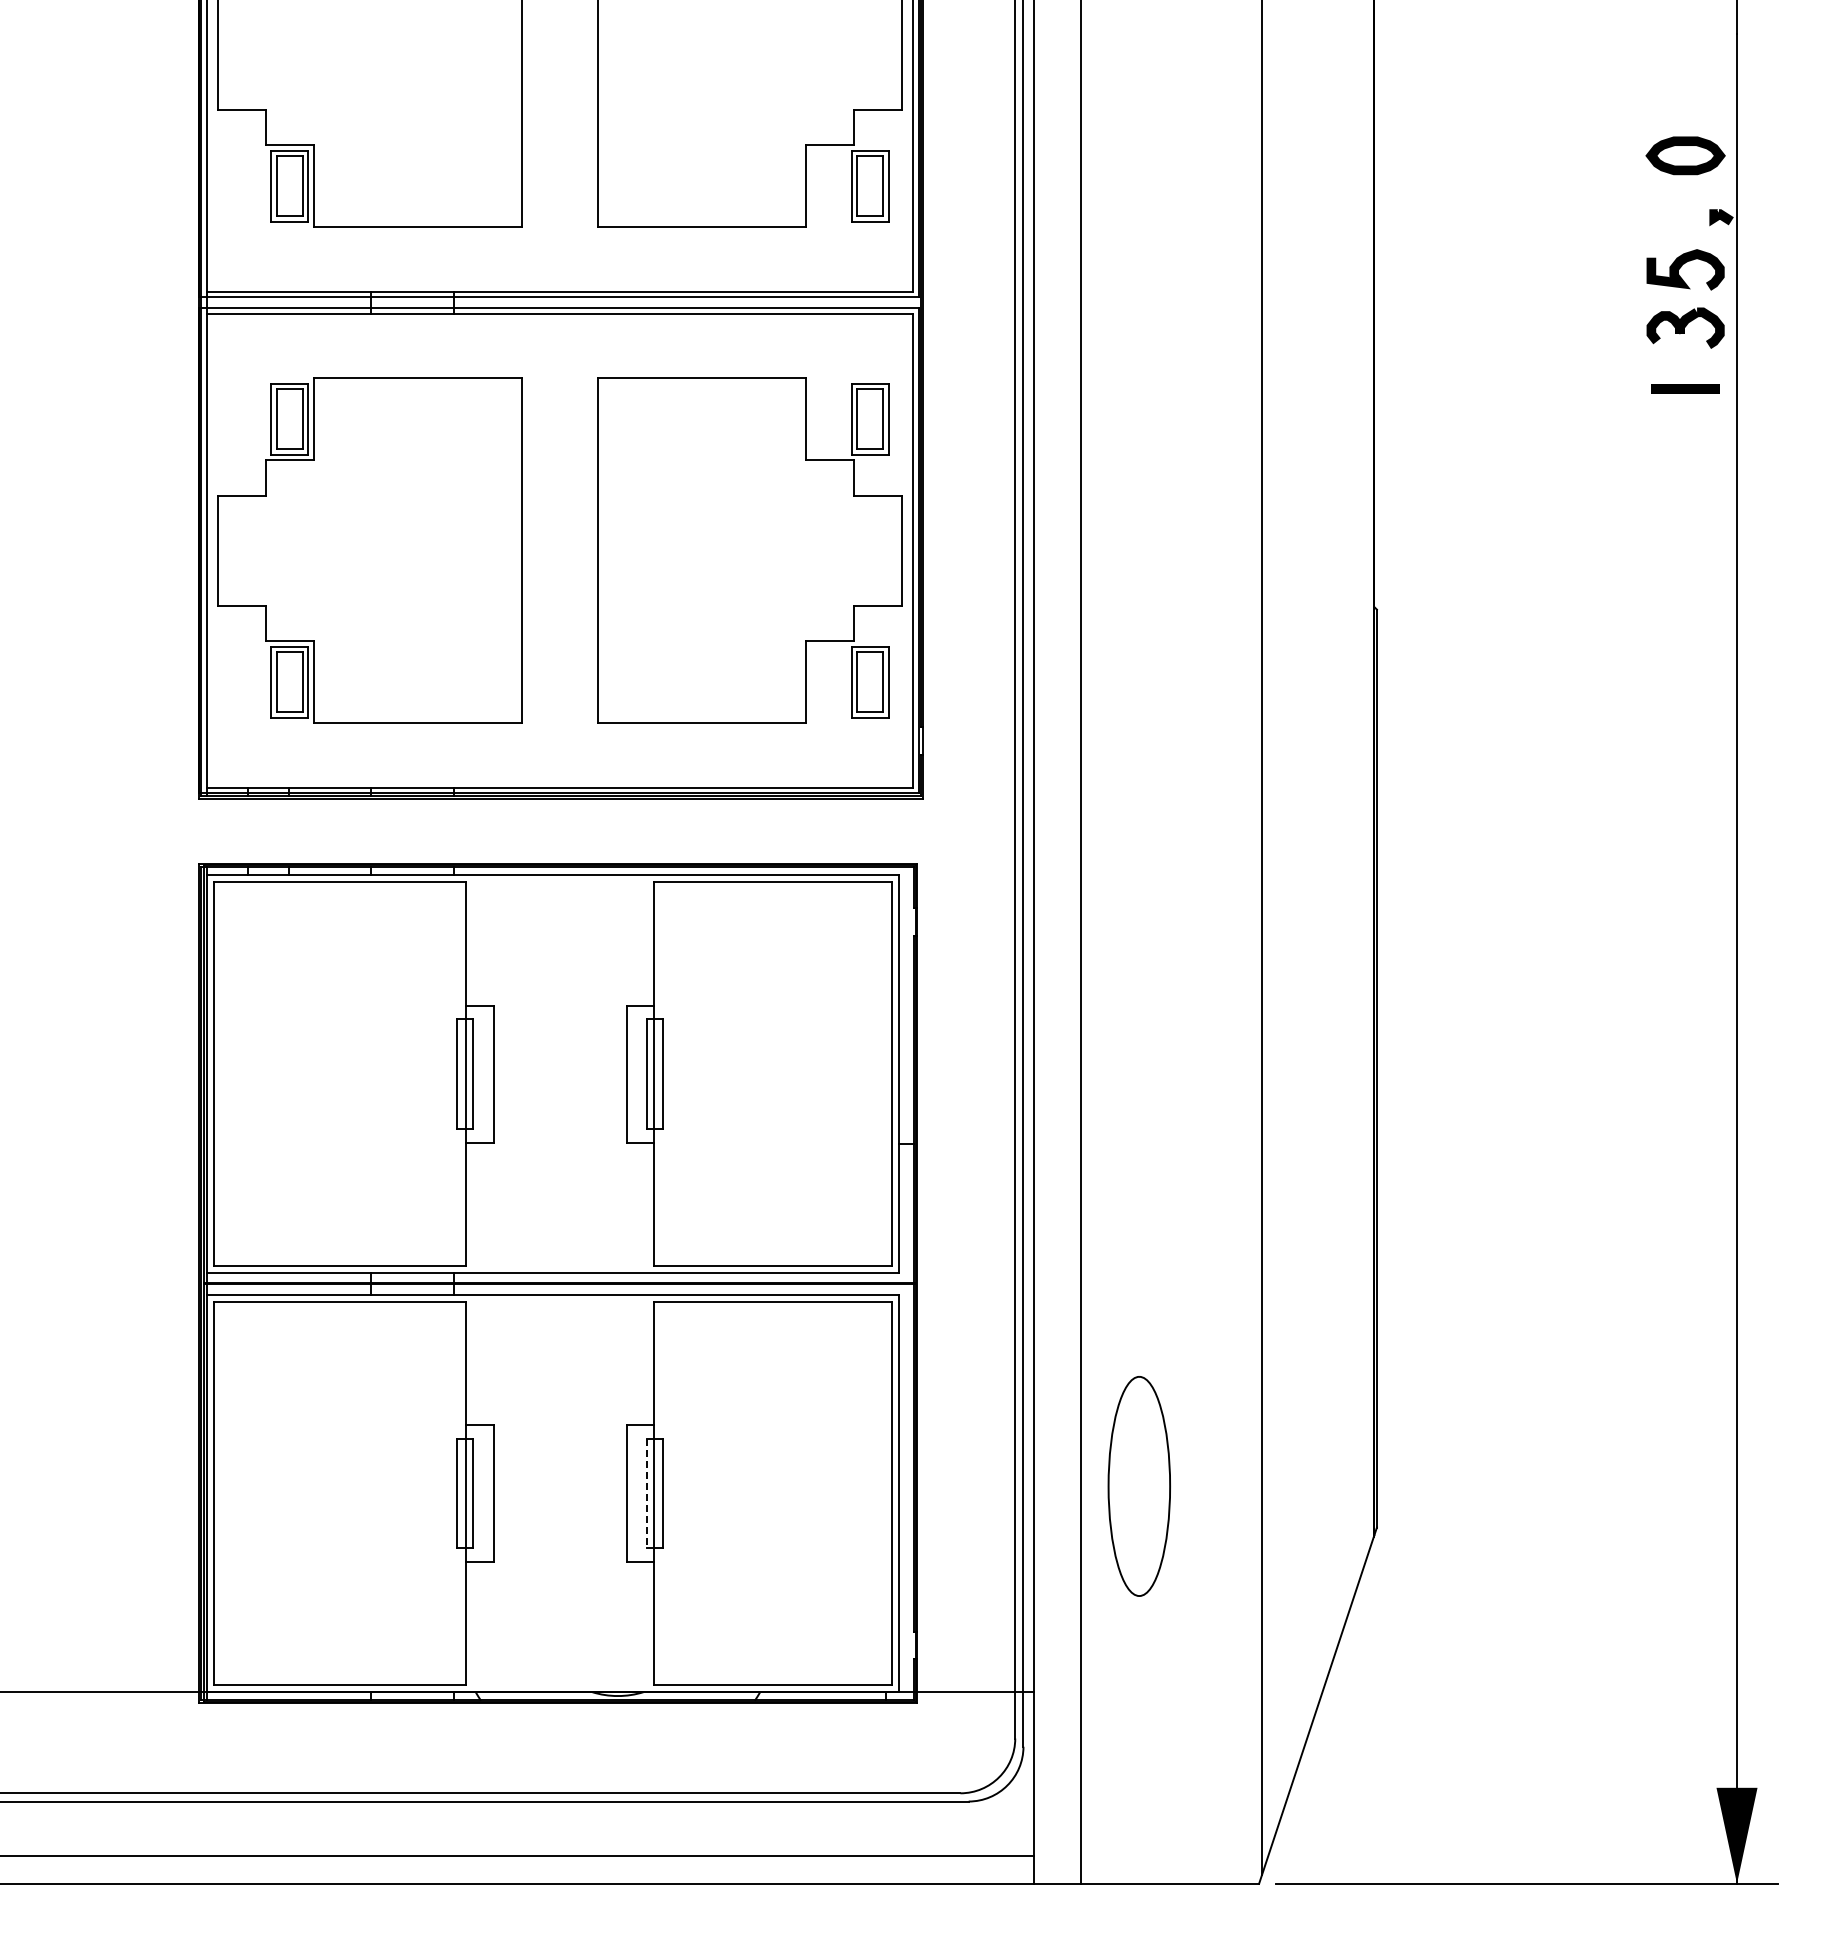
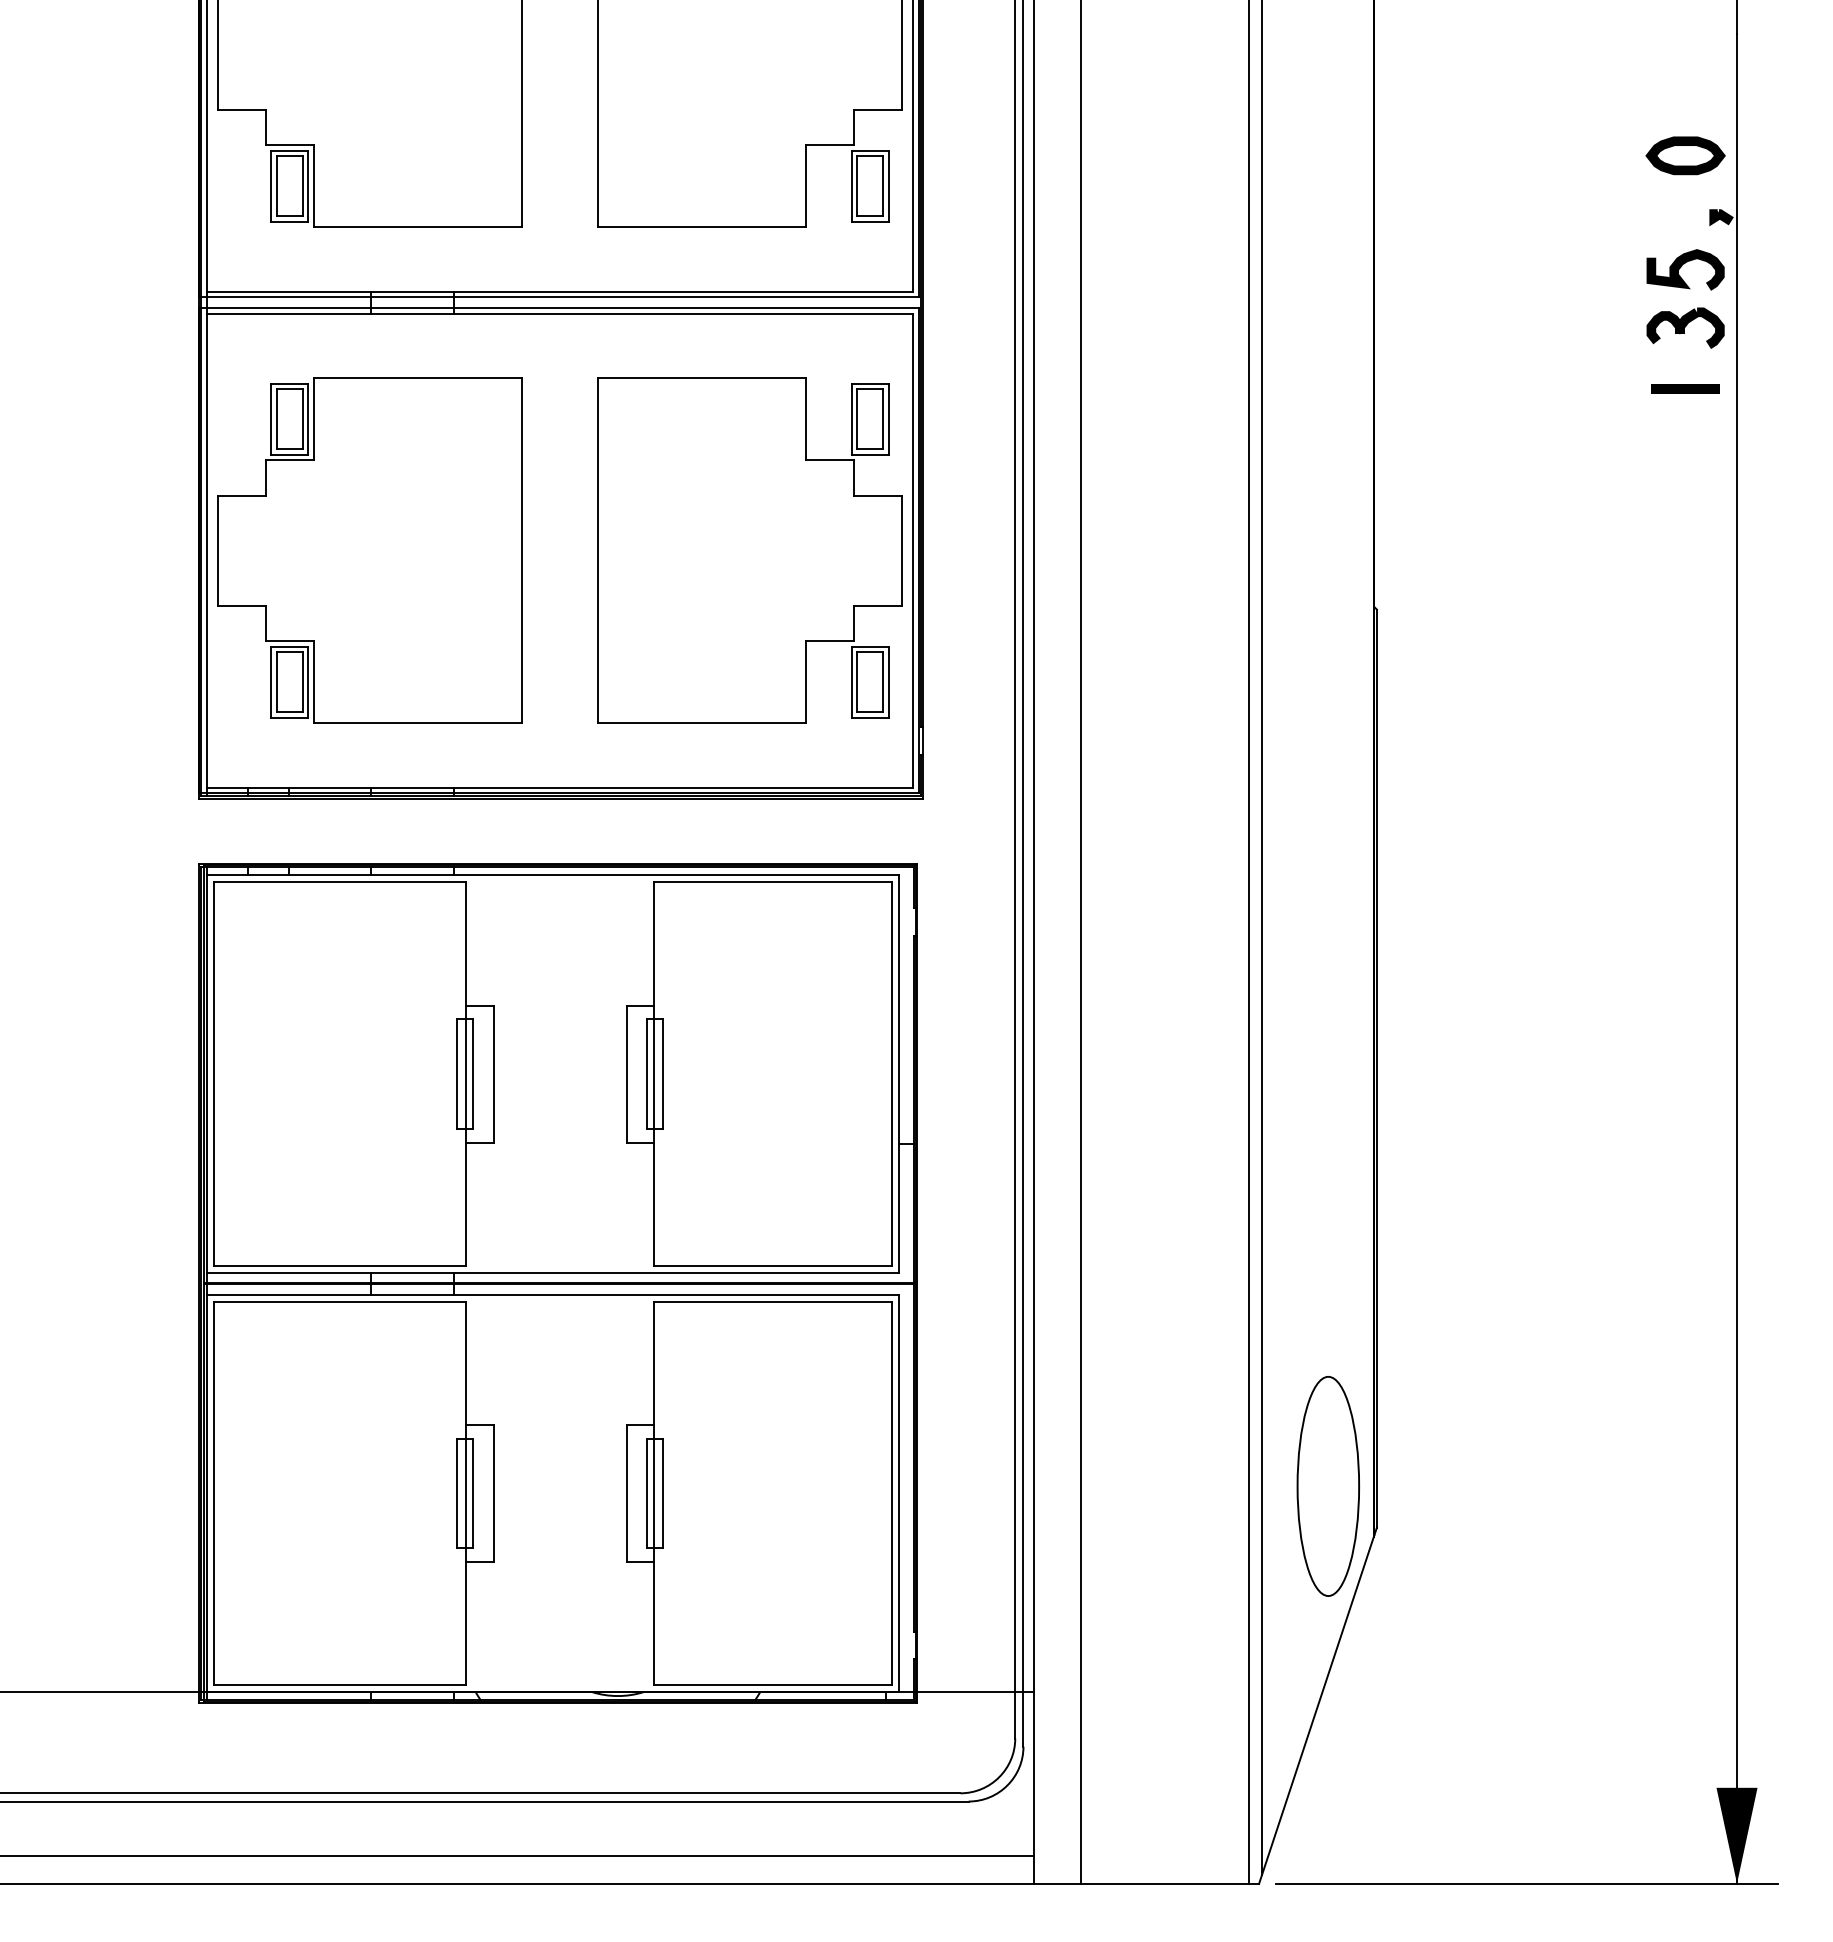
line: none -> present (1248, 942)
part position: (1138, 1486) -> (1327, 1486) (1327, 1486)
line: dashed -> solid (647, 1493)
